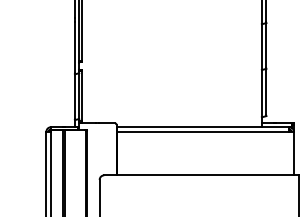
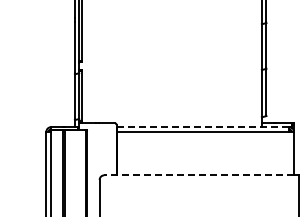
line: solid -> dashed (202, 127)
line: solid -> dashed (199, 175)
